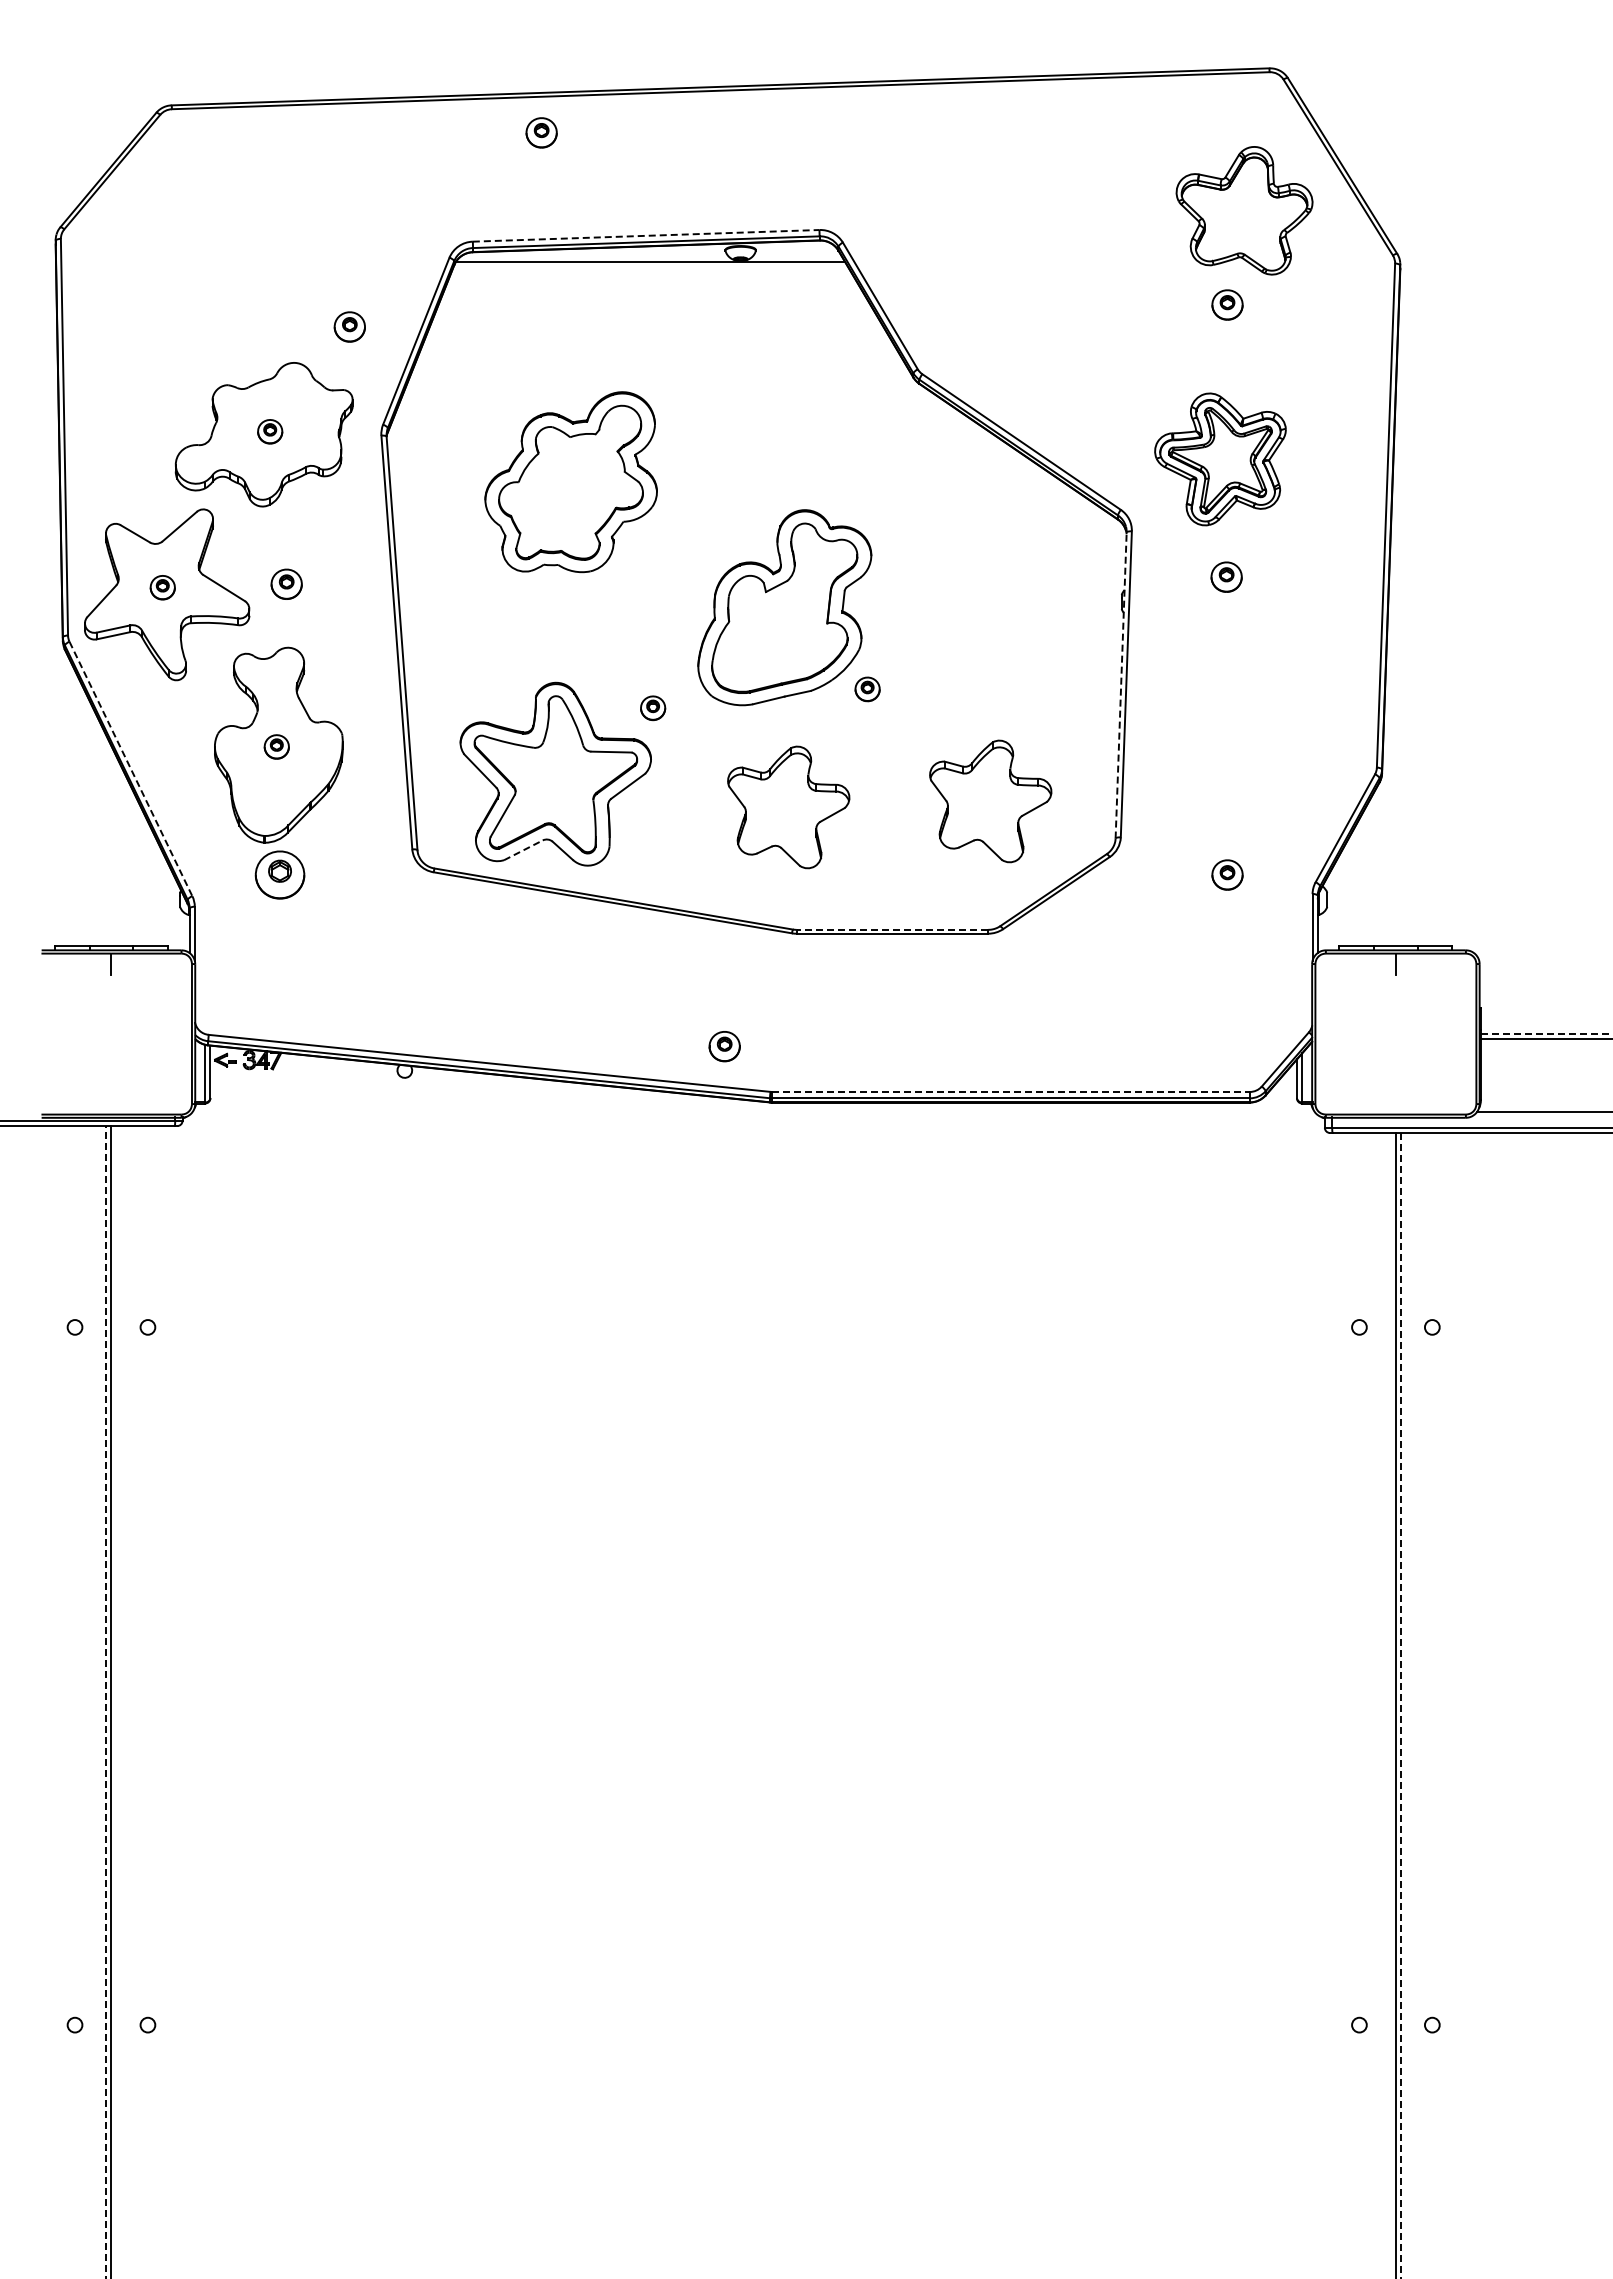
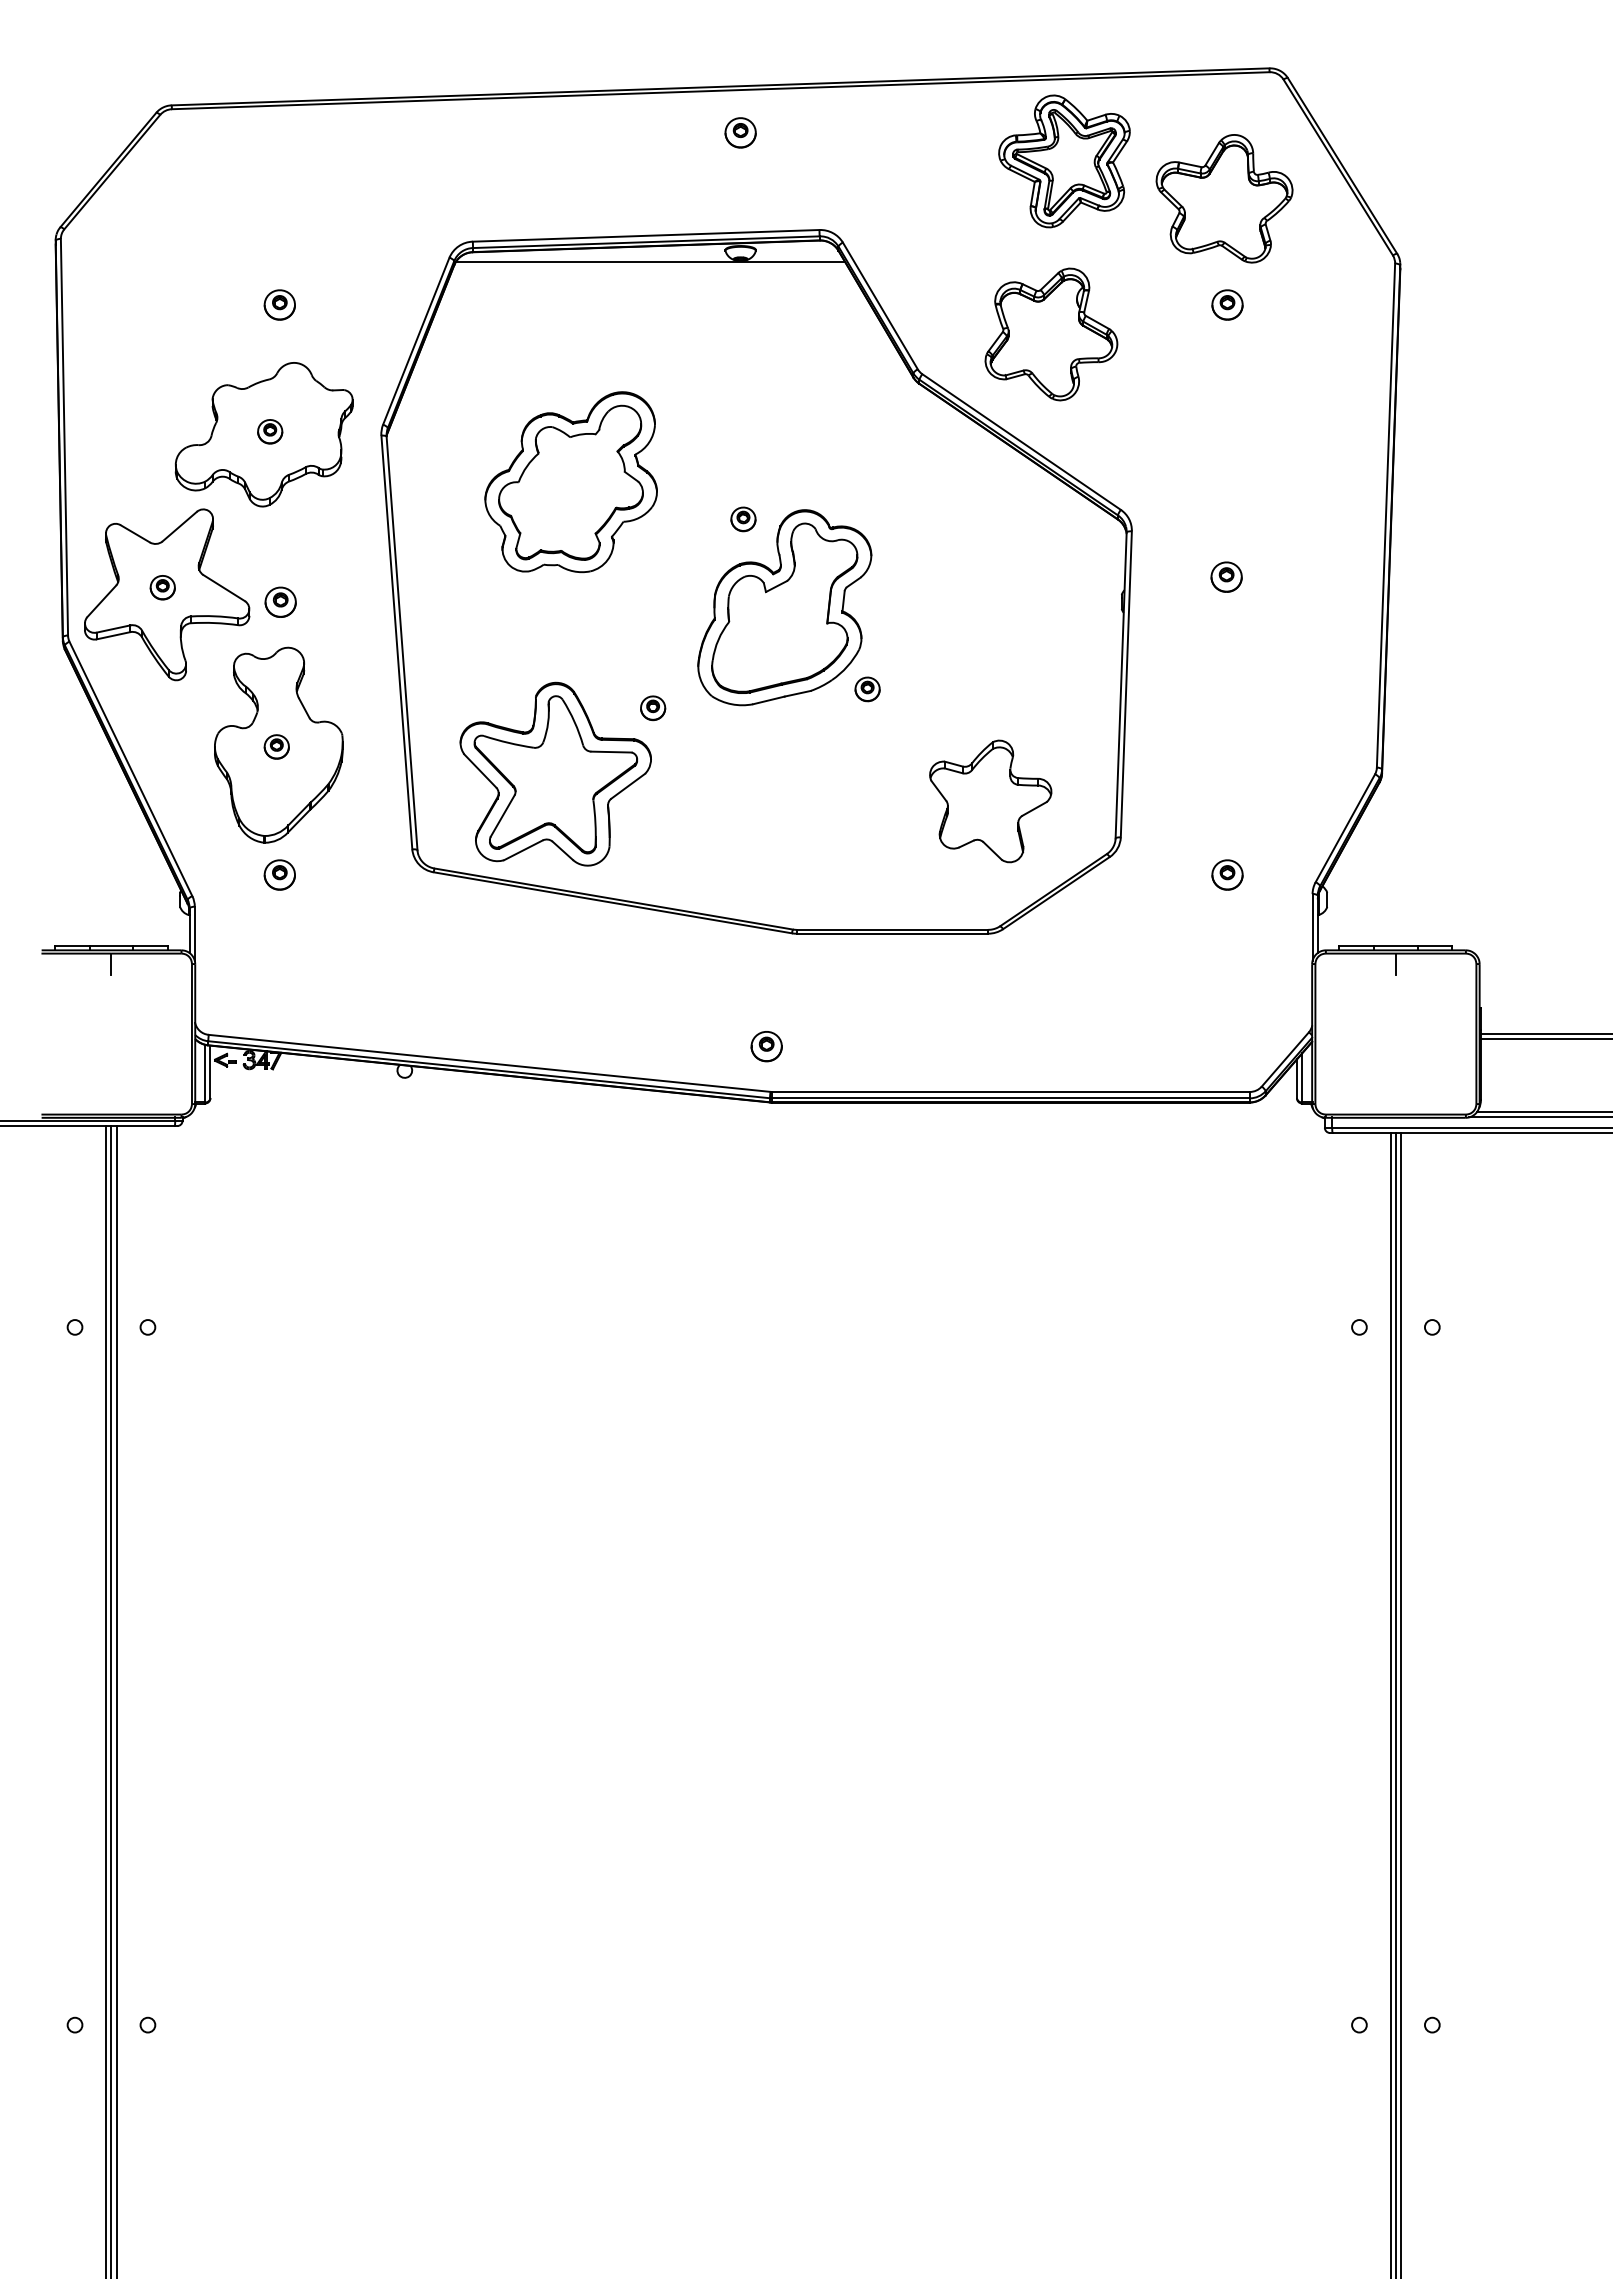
part position: (541, 132) -> (740, 132) (740, 132)
part position: (1244, 210) -> (1224, 198) (1224, 198)
line: dashed -> solid (646, 235)
part position: (349, 326) -> (279, 304) (279, 304)
part: none -> present (1051, 334)
part position: (1220, 459) -> (1064, 161) (1064, 161)
part: none -> present (743, 519)
part position: (286, 583) -> (280, 601) (280, 601)
line: dashed -> solid (1121, 685)
line: dashed -> solid (131, 769)
part: present -> none (788, 807)
line: dashed -> solid (523, 850)
part size: 52x50 px -> 33x32 px (279, 874)
line: dashed -> solid (892, 929)
line: dashed -> solid (1546, 1034)
part position: (724, 1046) -> (766, 1046) (766, 1046)
line: dashed -> solid (1010, 1091)
line: none -> present (1539, 1117)
line: none -> present (116, 1700)
line: dashed -> solid (106, 1702)
line: none -> present (1390, 1704)
line: dashed -> solid (1401, 1705)
